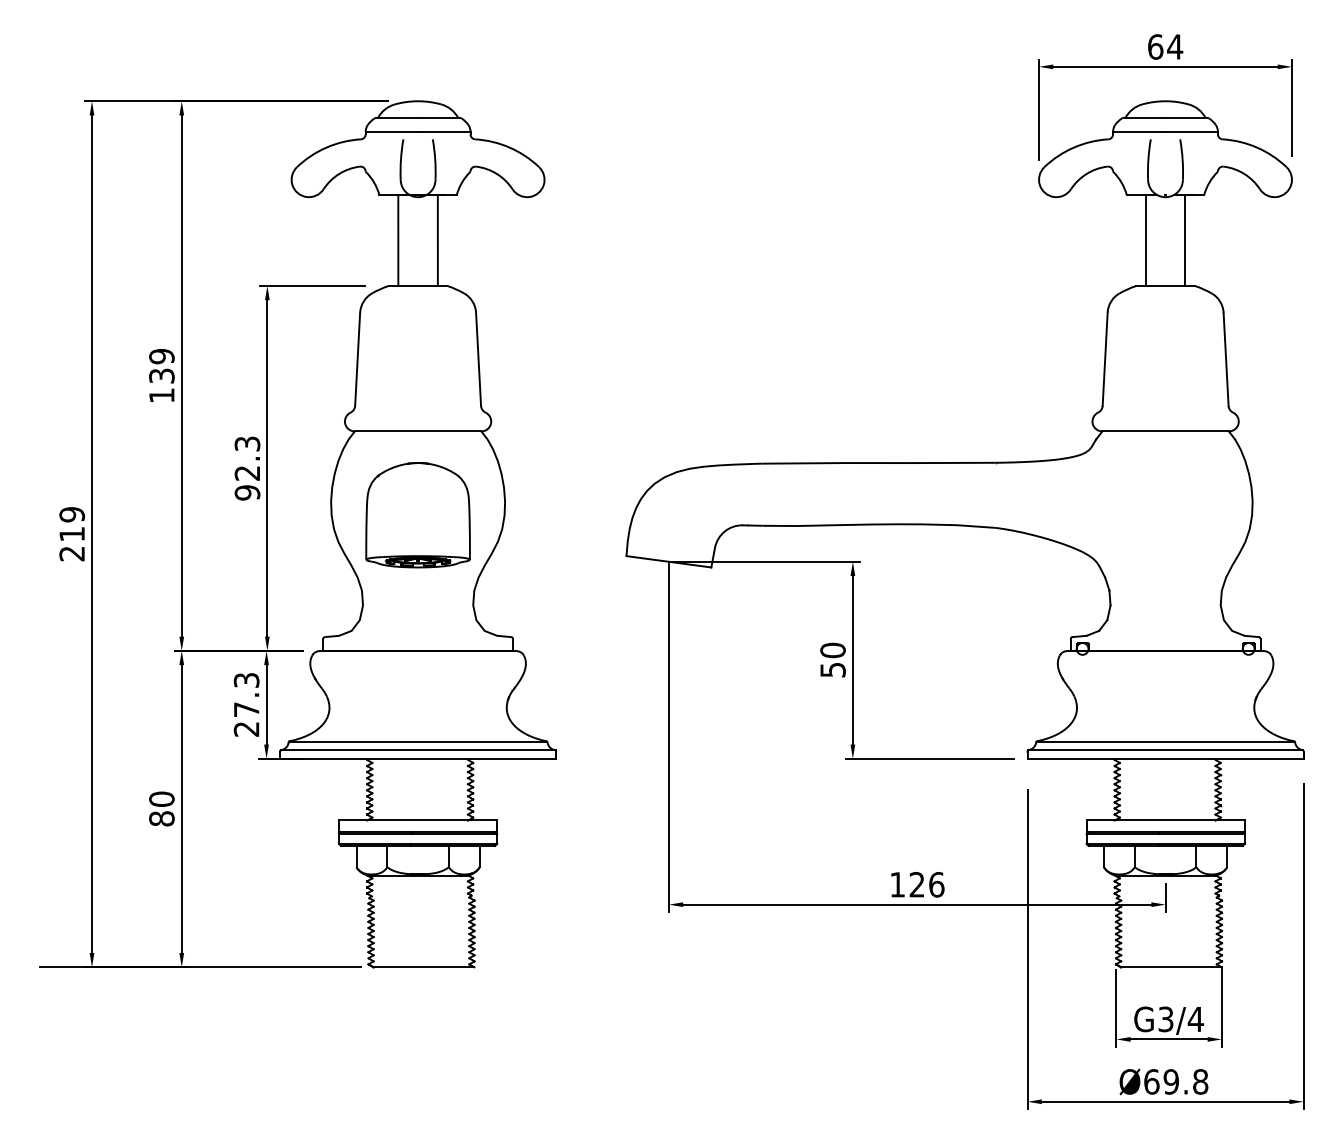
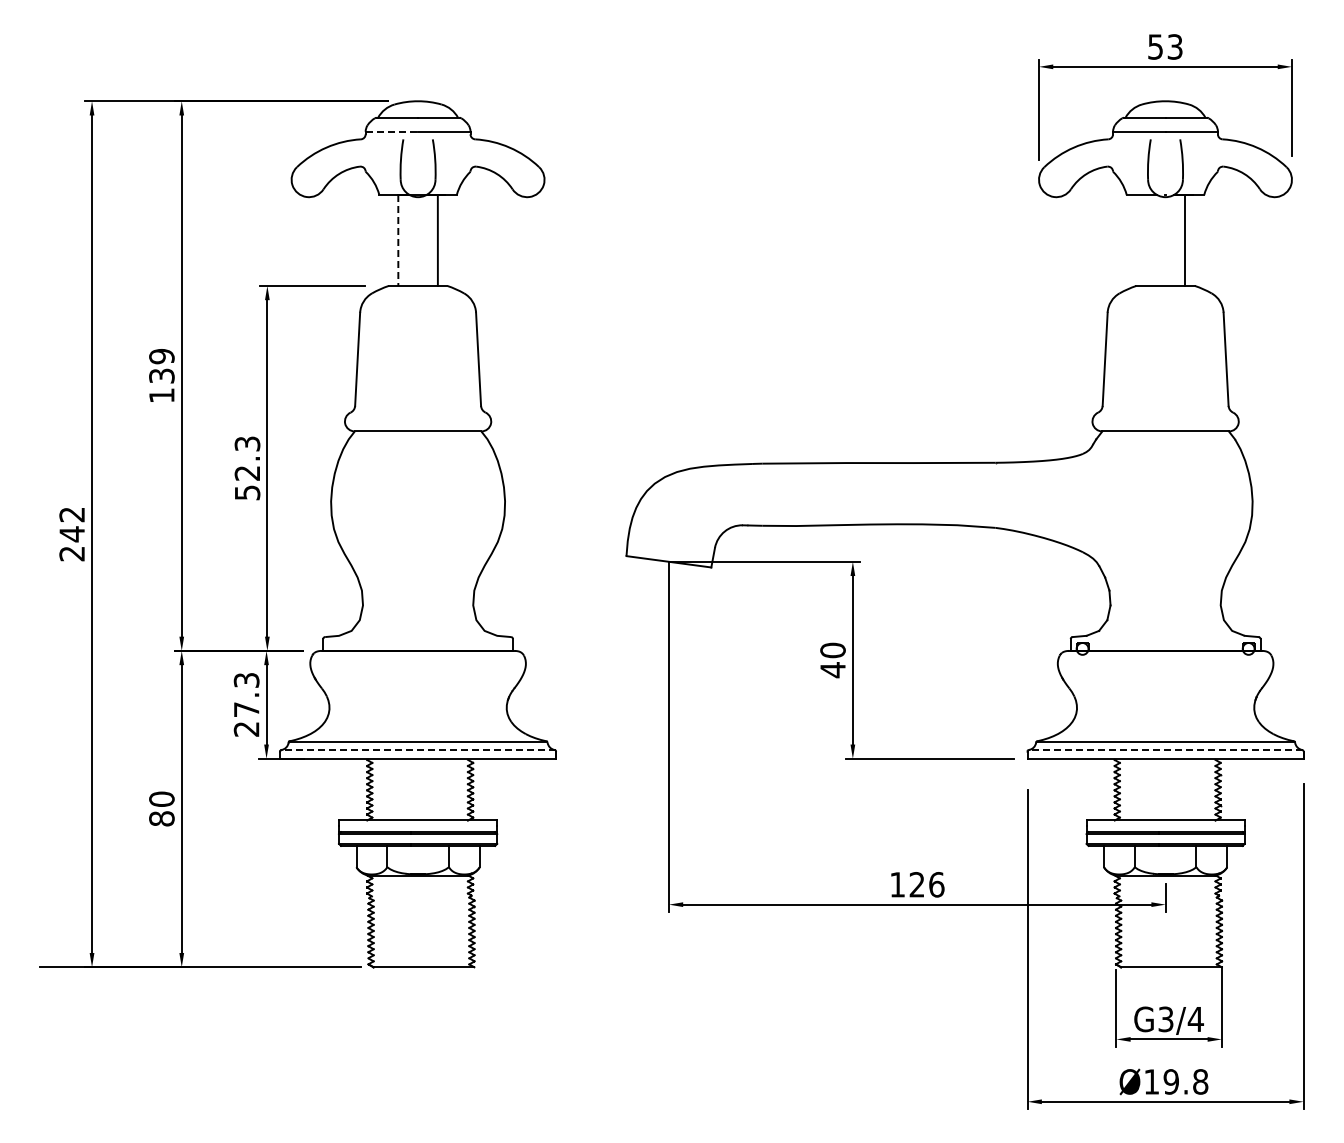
text: 64 -> 53 (1165, 46)
line: solid -> dashed (392, 132)
line: solid -> dashed (398, 240)
line: present -> none (1145, 240)
text: 92.3 -> 52.3 (247, 492)
part: present -> none (417, 515)
text: 219 -> 242 (72, 524)
text: 50 -> 40 (832, 670)
line: solid -> dashed (417, 750)
line: solid -> dashed (1165, 750)
text: Ø69.8 -> Ø19.8 (1151, 1081)
